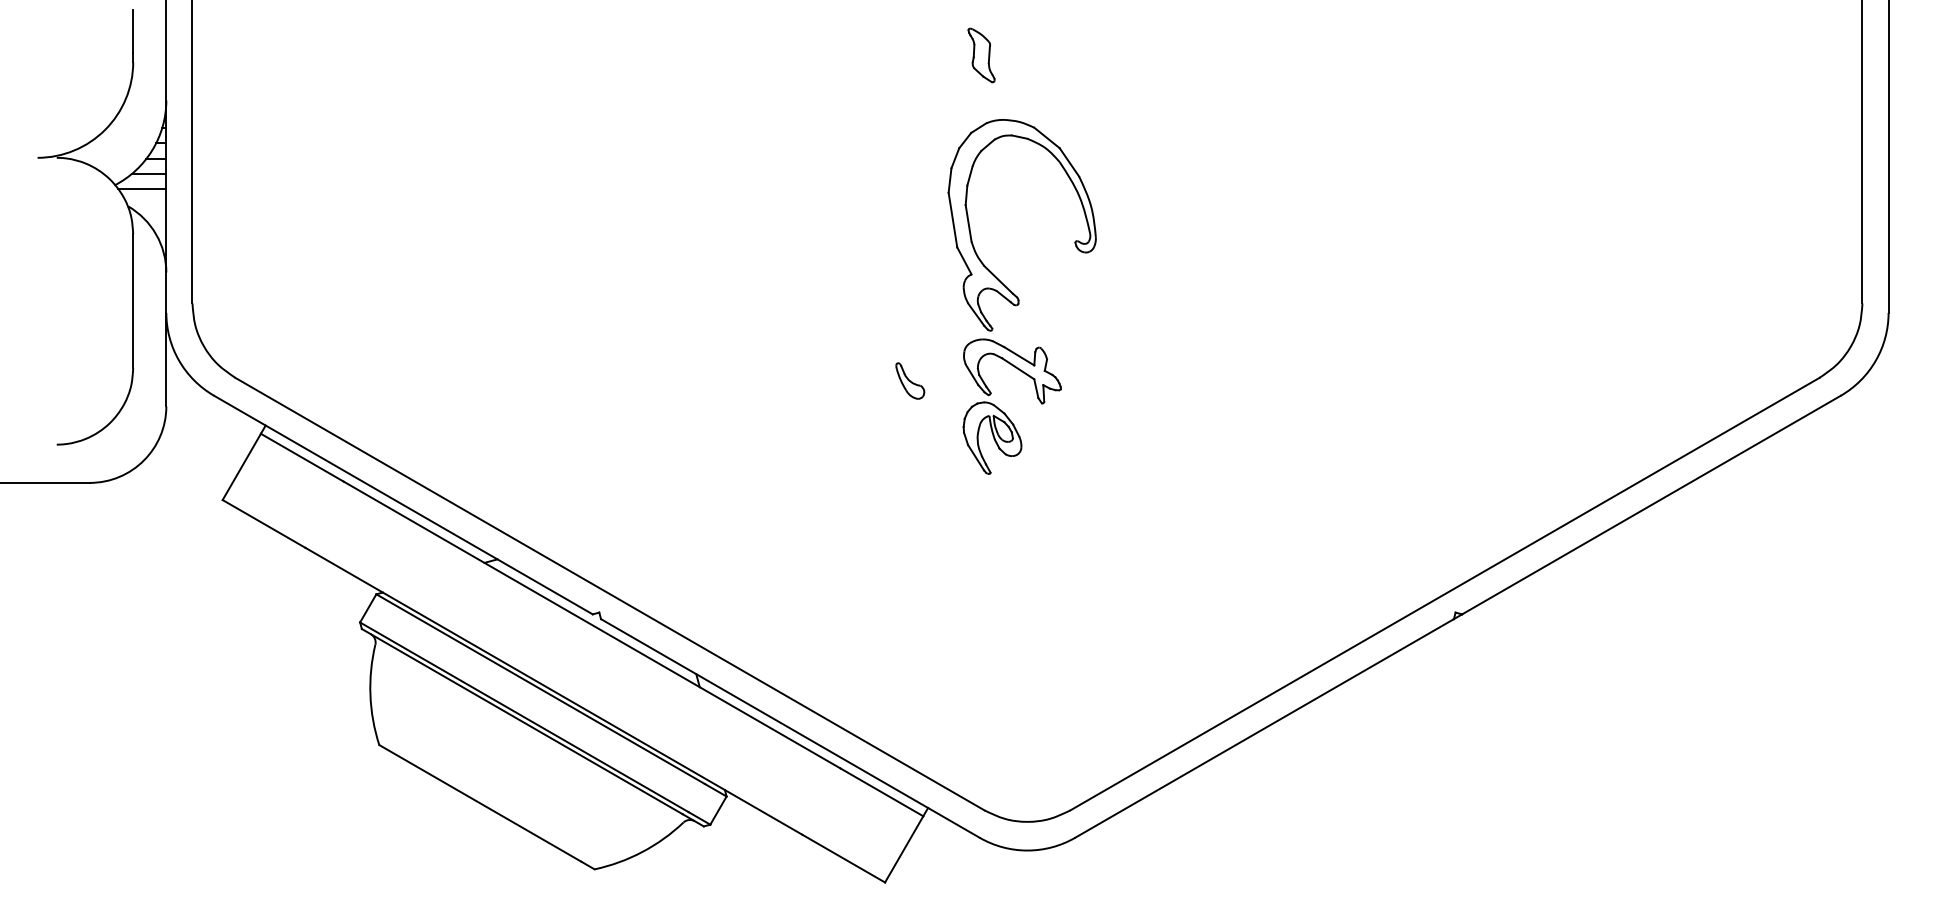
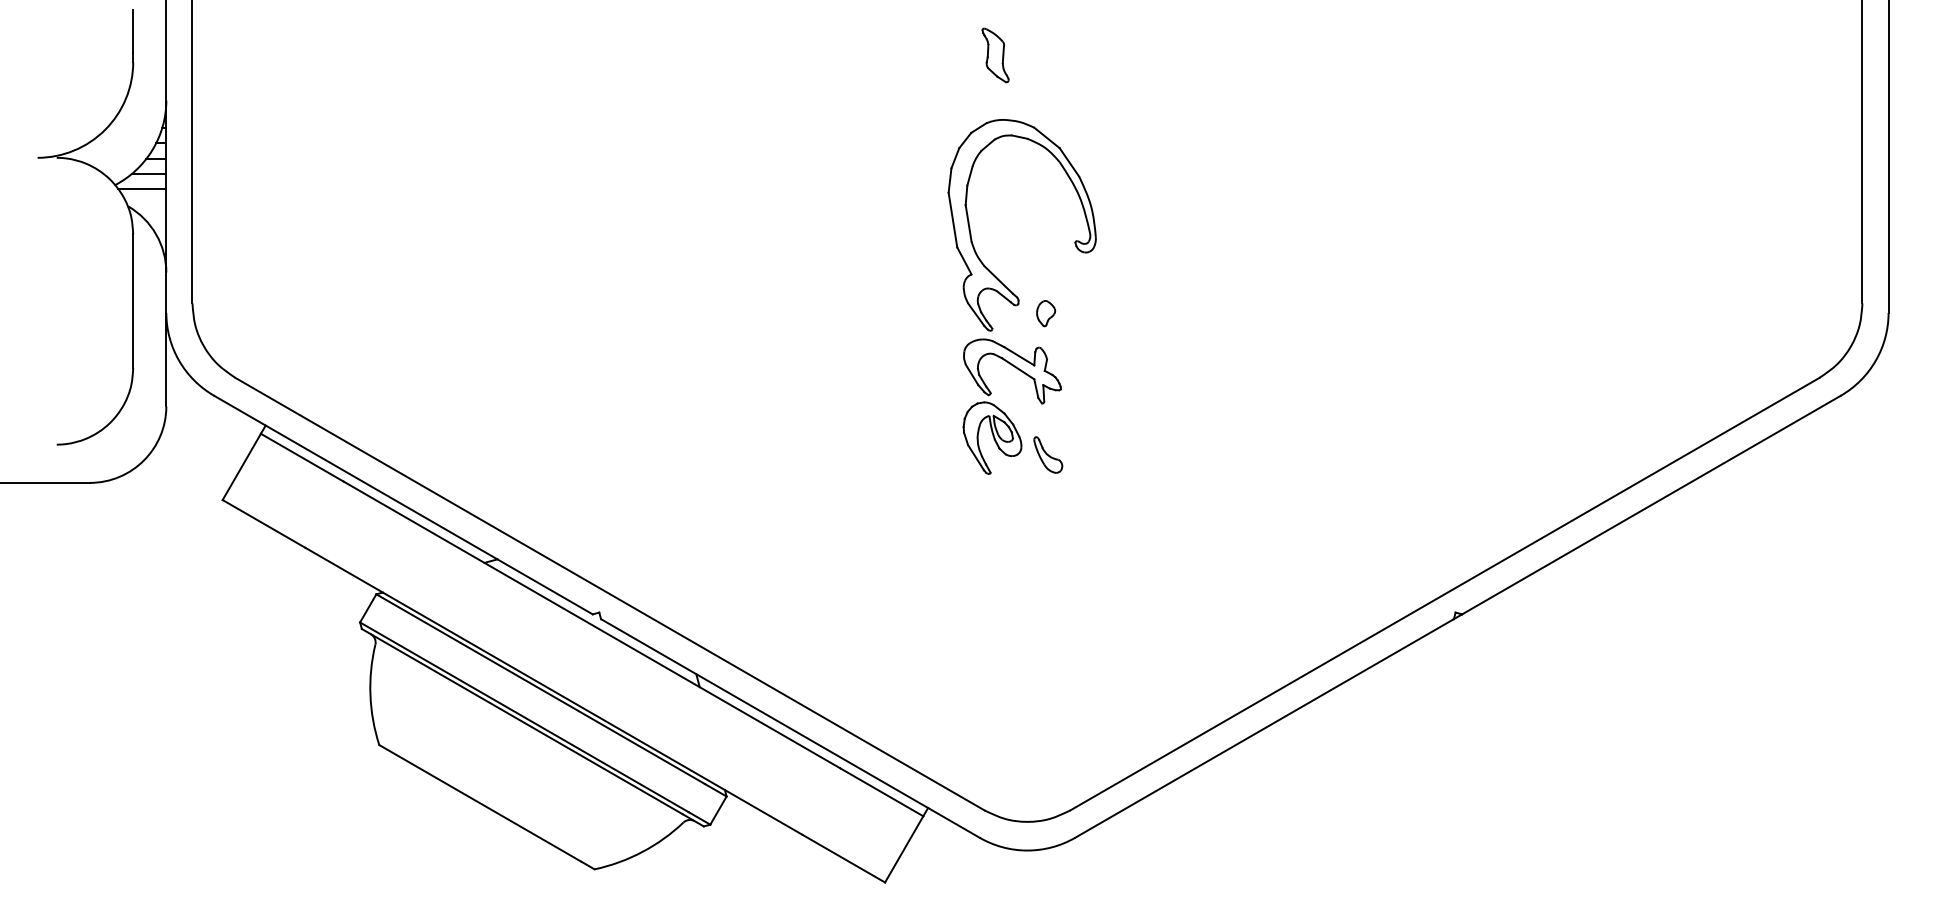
part position: (981, 55) -> (995, 55) (995, 55)
part: none -> present (1046, 313)
part position: (910, 380) -> (1048, 454) (1048, 454)
